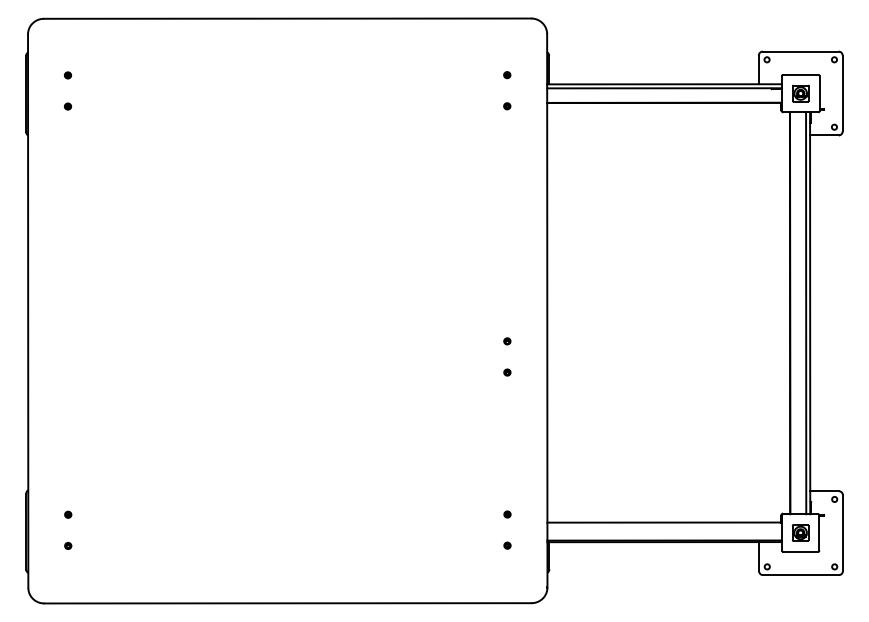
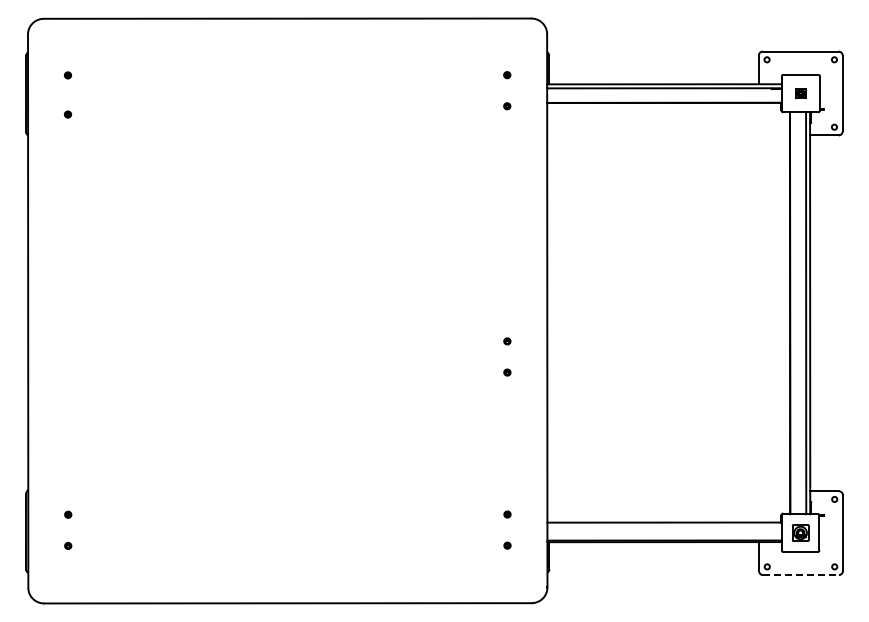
part size: 18x19 px -> 12x11 px (800, 93)
part position: (67, 106) -> (67, 114) (67, 114)
line: solid -> dashed (801, 575)
